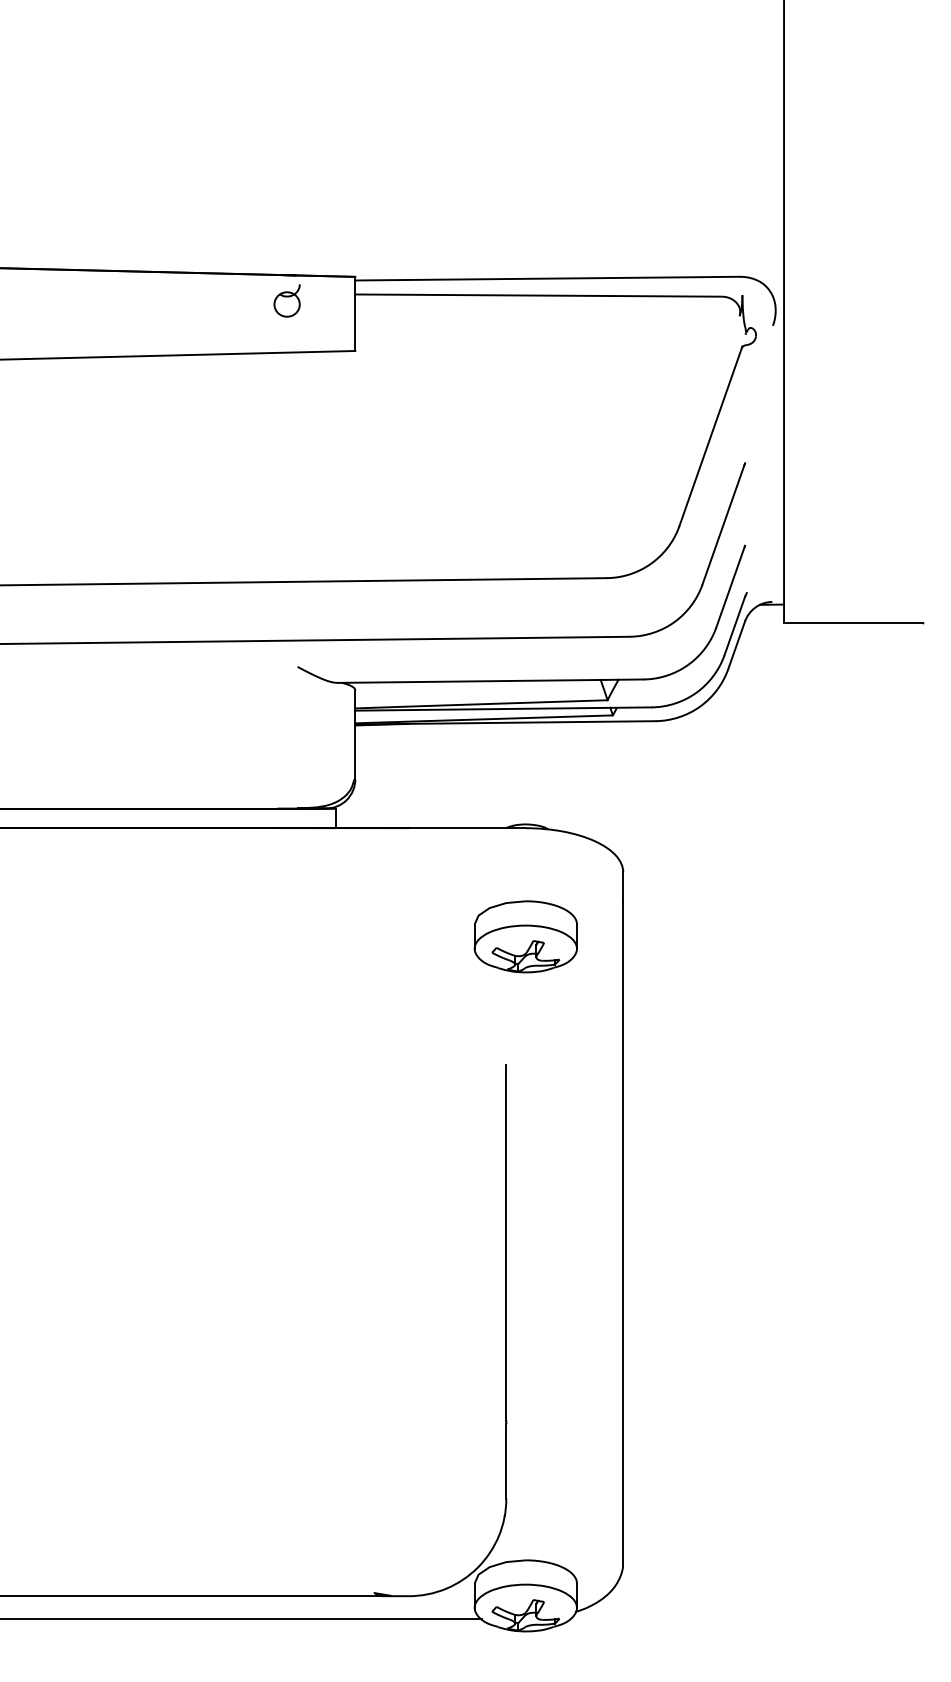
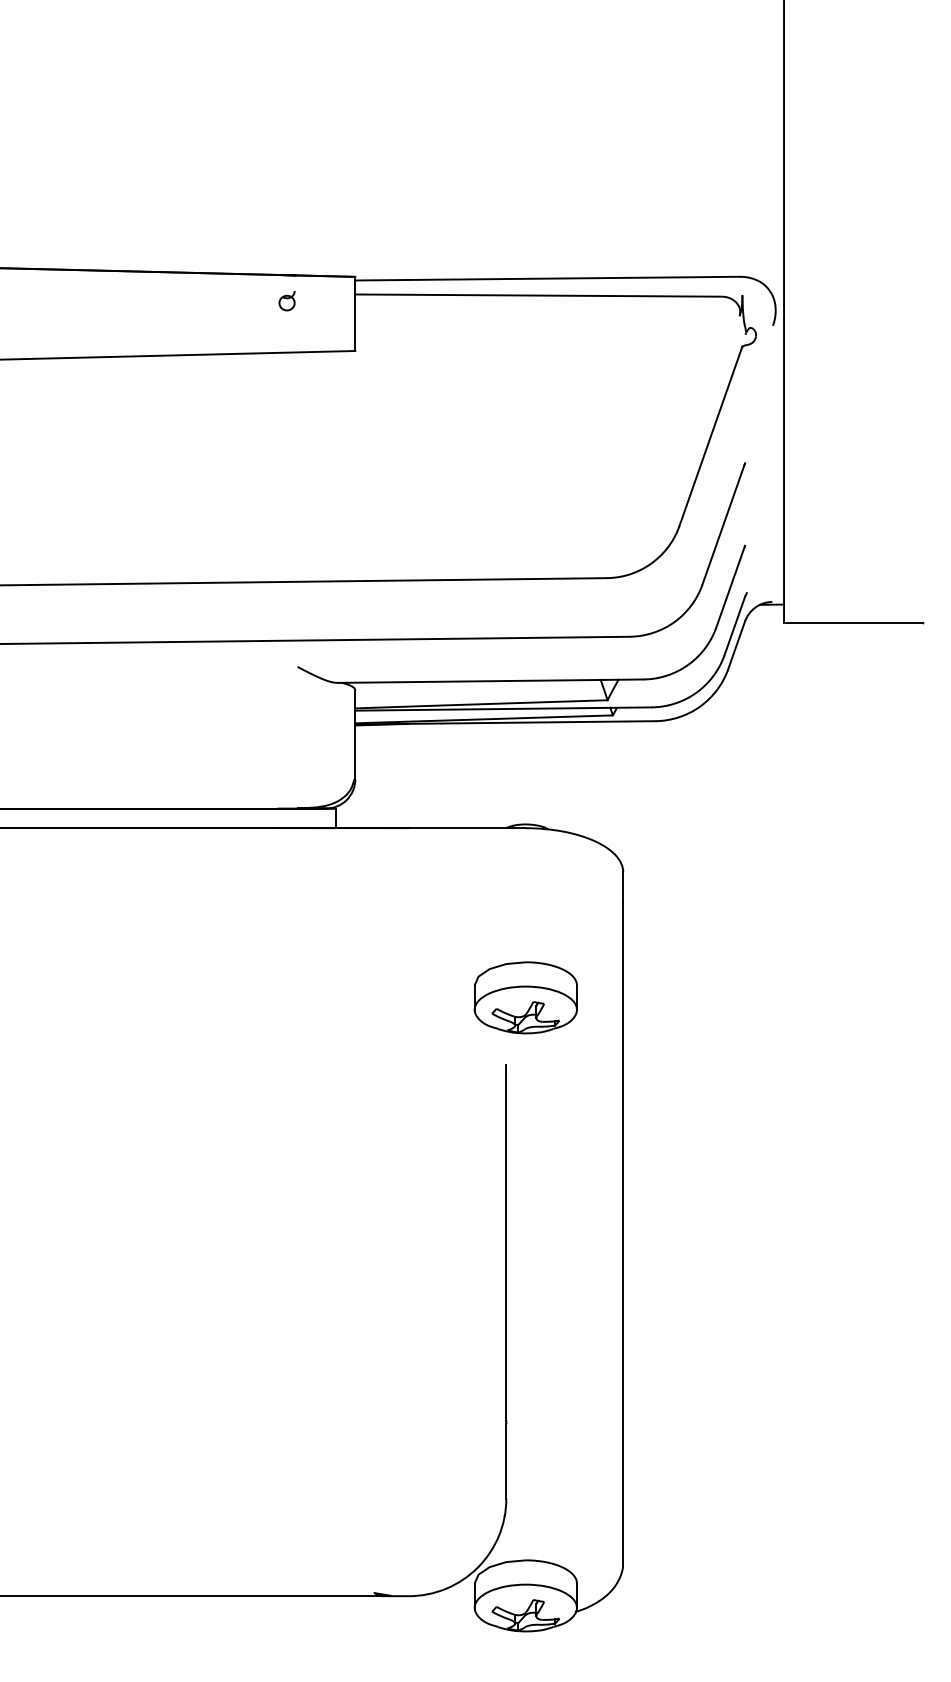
part size: 28x34 px -> 18x21 px (286, 301)
part position: (525, 936) -> (525, 997) (525, 997)
line: present -> none (242, 1619)
